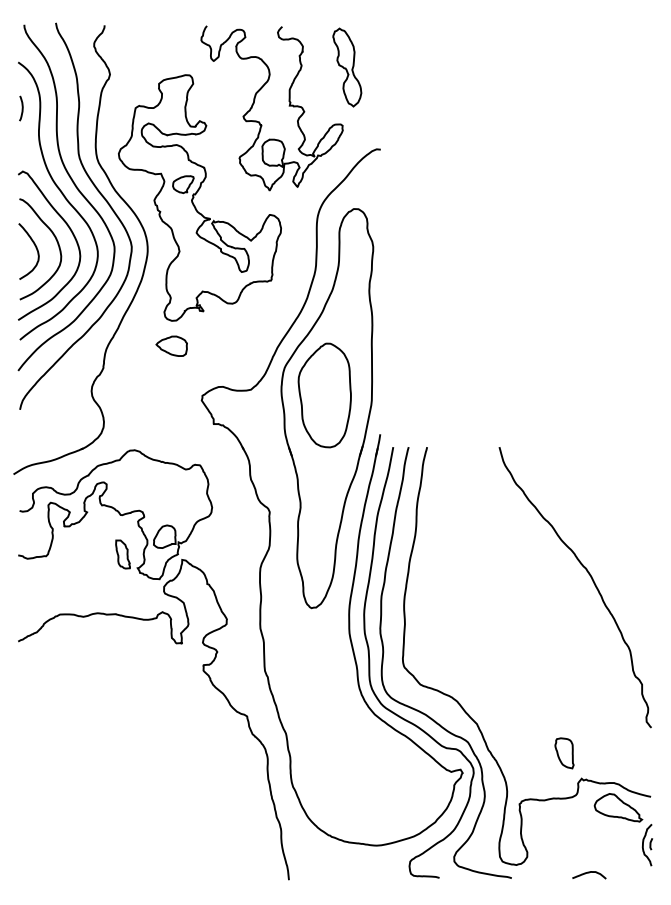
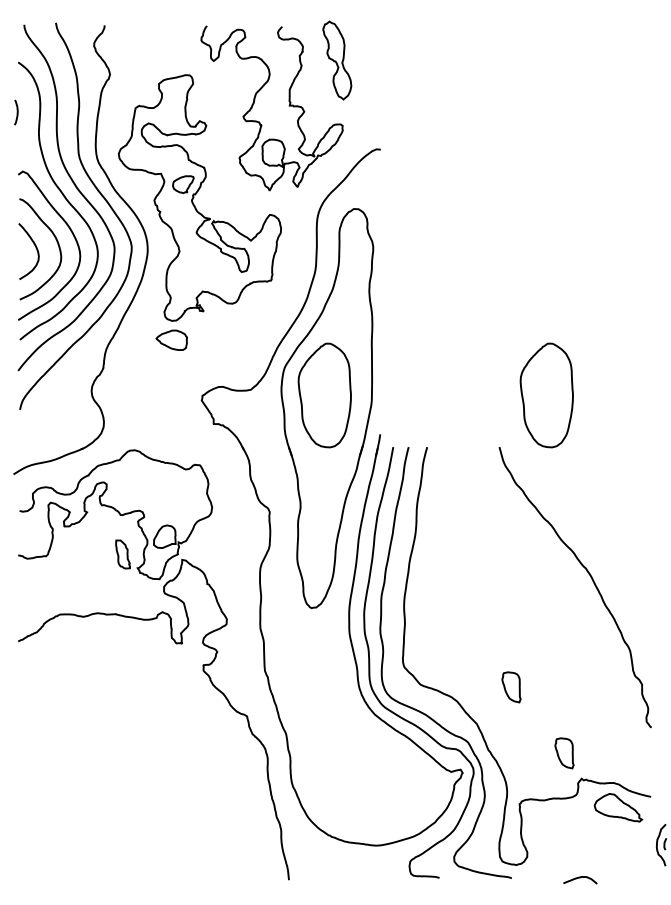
part position: (347, 67) -> (337, 60) (337, 60)
curve position: (21, 108) -> (16, 112) (16, 112)
part position: (171, 345) -> (171, 339) (171, 339)
part: none -> present (546, 395)
part: none -> present (511, 687)
part position: (647, 845) -> (661, 845) (661, 845)
curve position: (589, 873) -> (580, 878) (580, 878)
